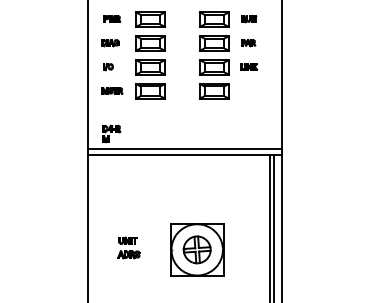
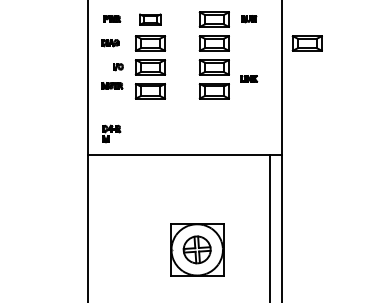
part size: 32x17 px -> 23x13 px (150, 19)
part: present -> none (248, 43)
part: none -> present (306, 43)
part position: (249, 66) -> (249, 78) (249, 78)
part position: (108, 67) -> (118, 67) (118, 67)
part position: (112, 90) -> (112, 85) (112, 85)
line: present -> none (184, 148)
line: present -> none (274, 227)
part: present -> none (128, 247)
